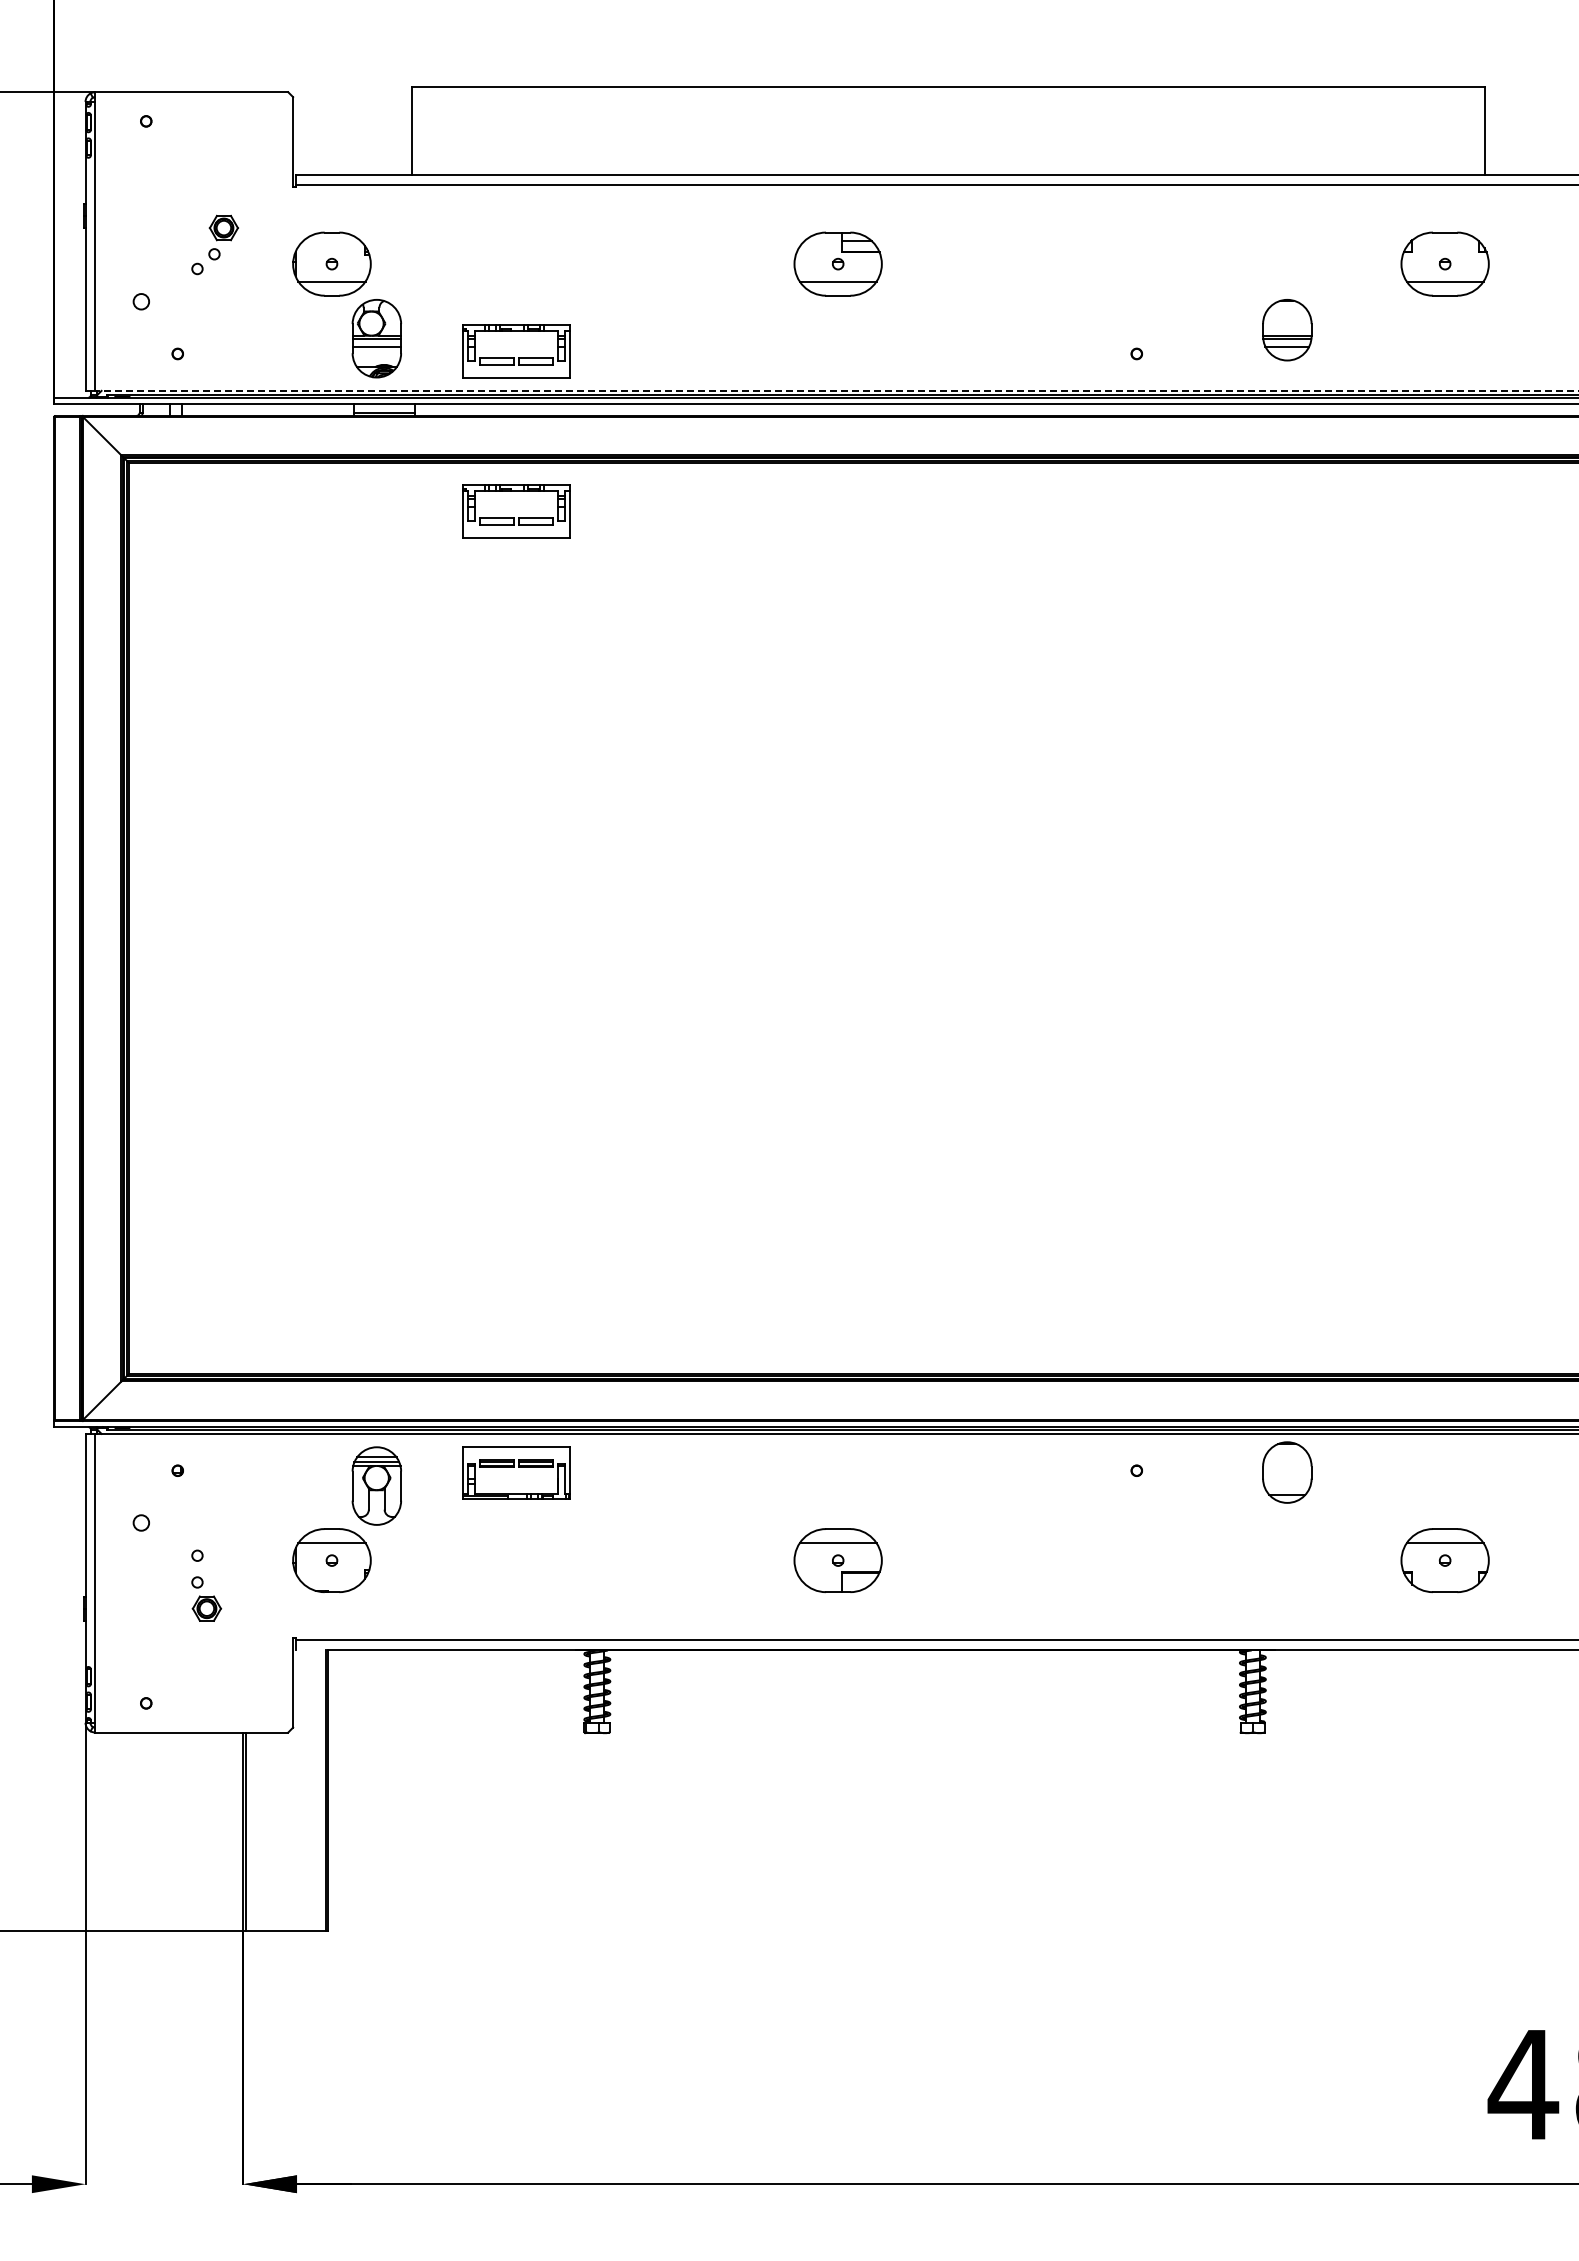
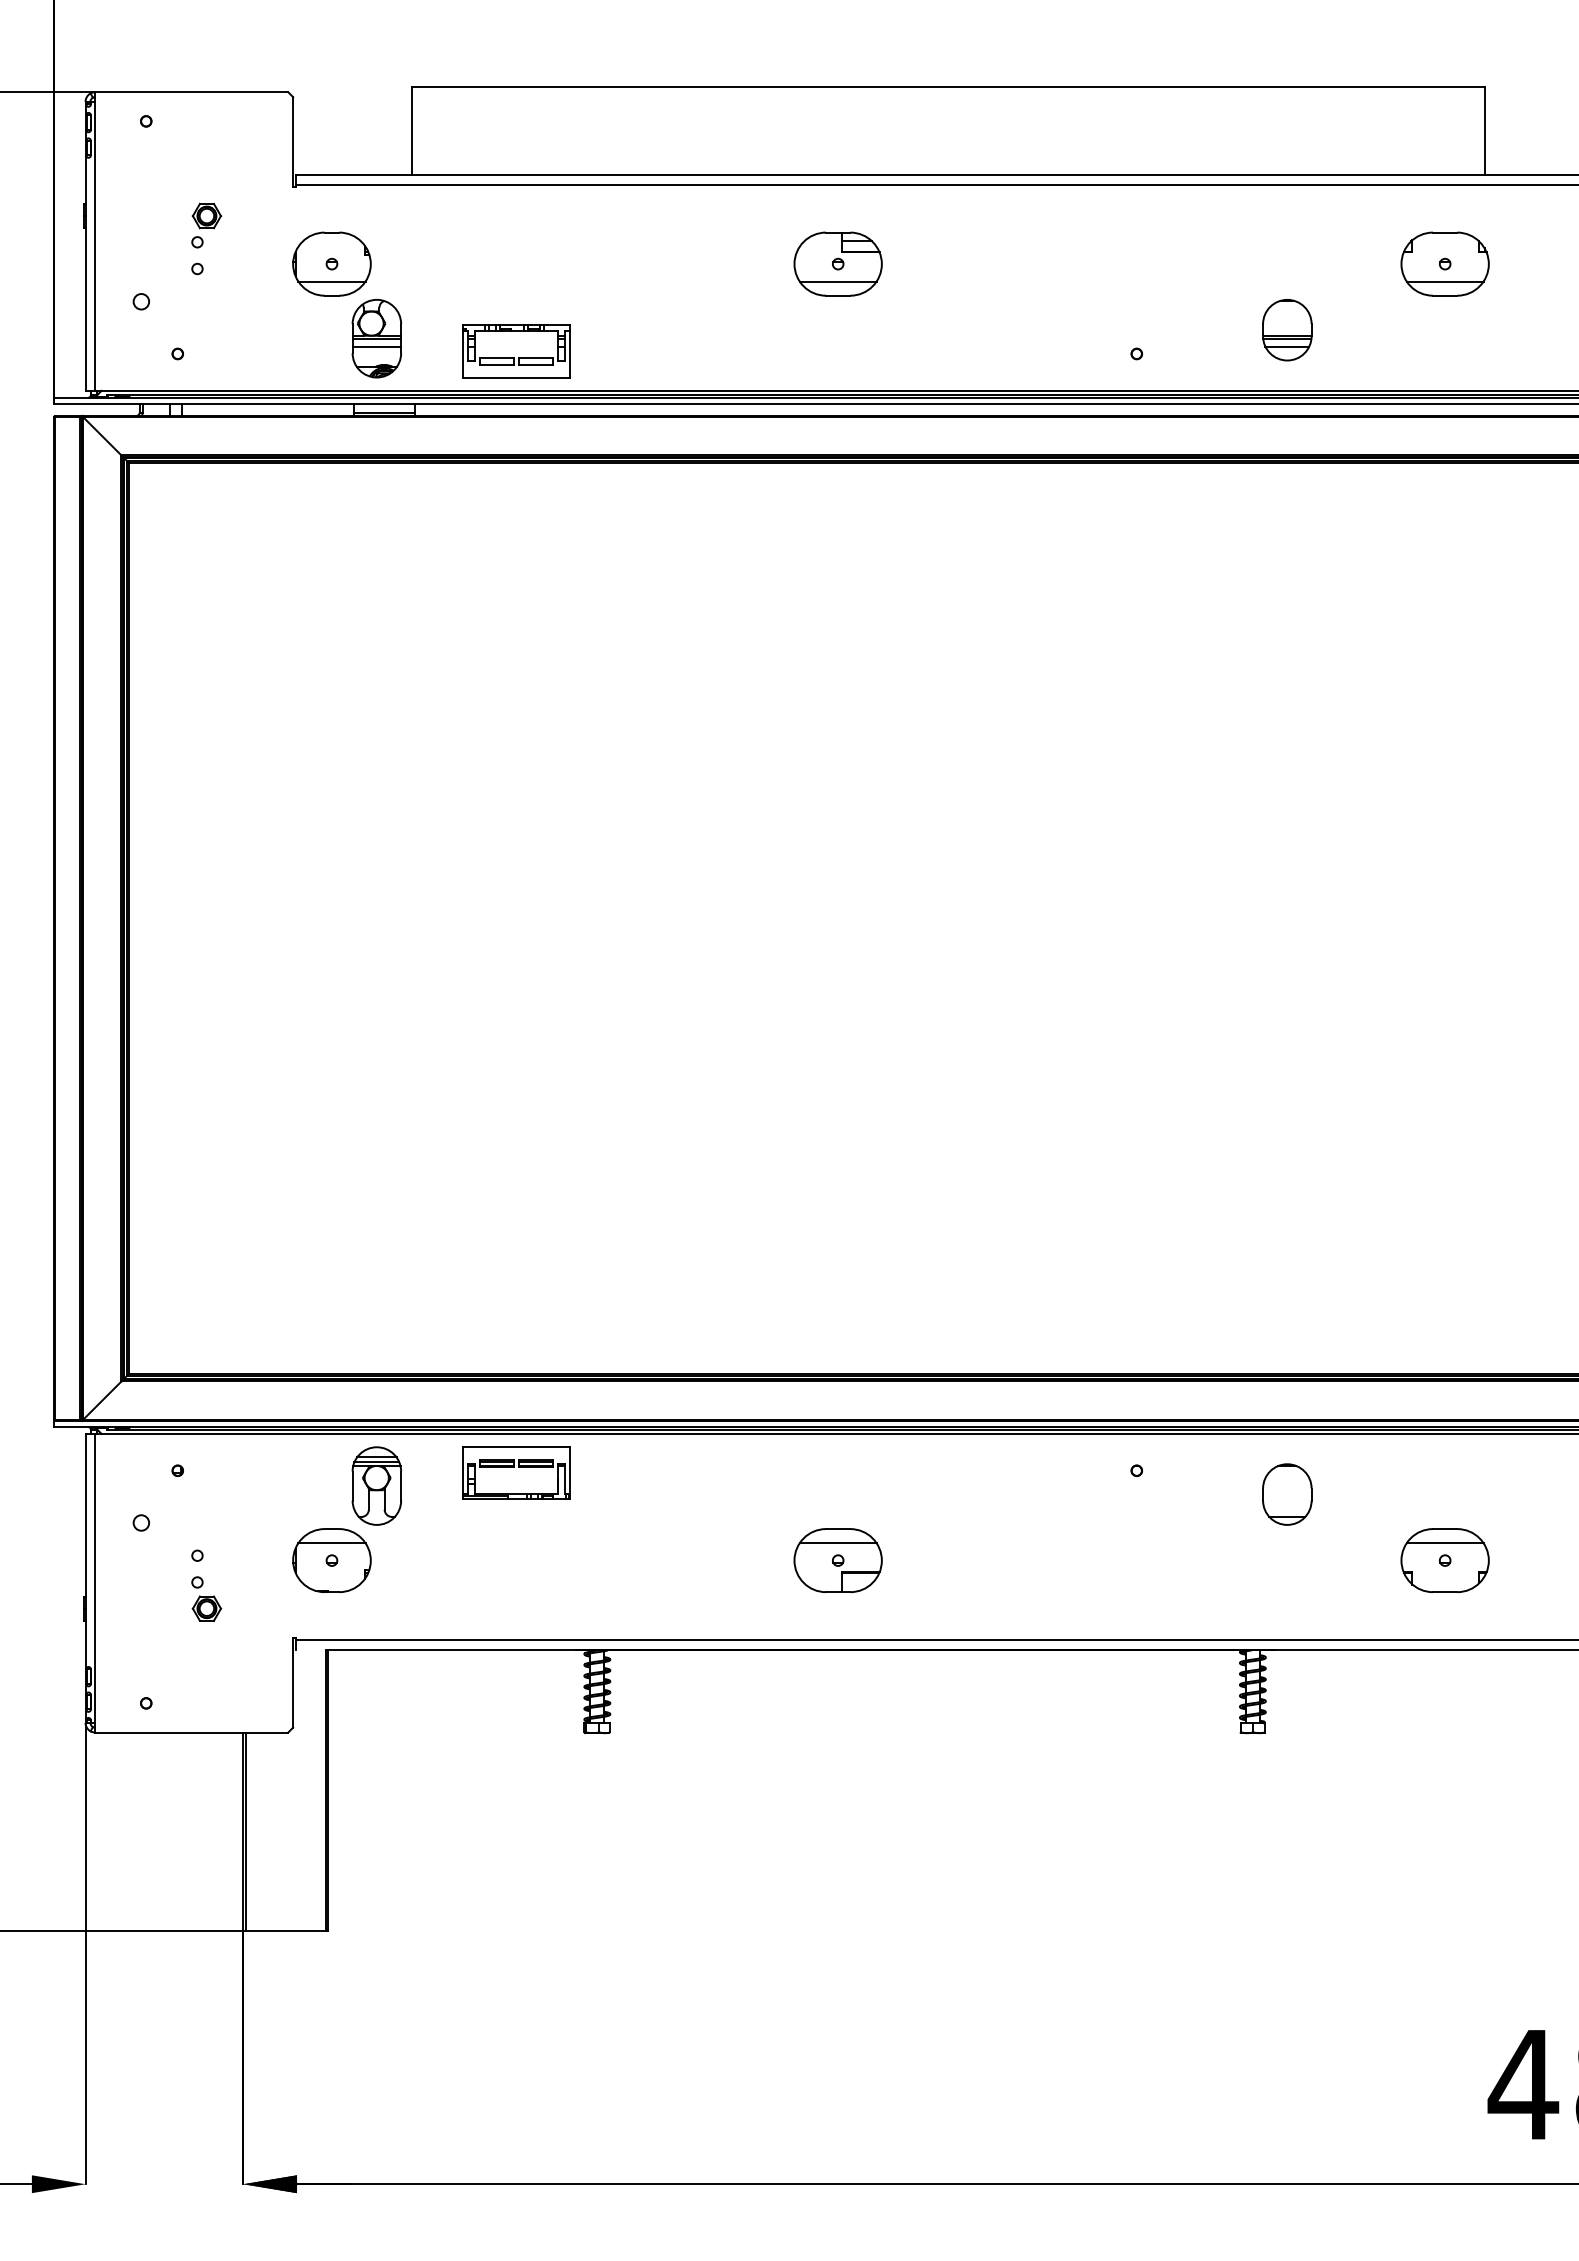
part position: (223, 237) -> (206, 225) (206, 225)
line: dashed -> solid (836, 390)
part: present -> none (516, 511)
part position: (1287, 1472) -> (1287, 1494) (1287, 1494)
